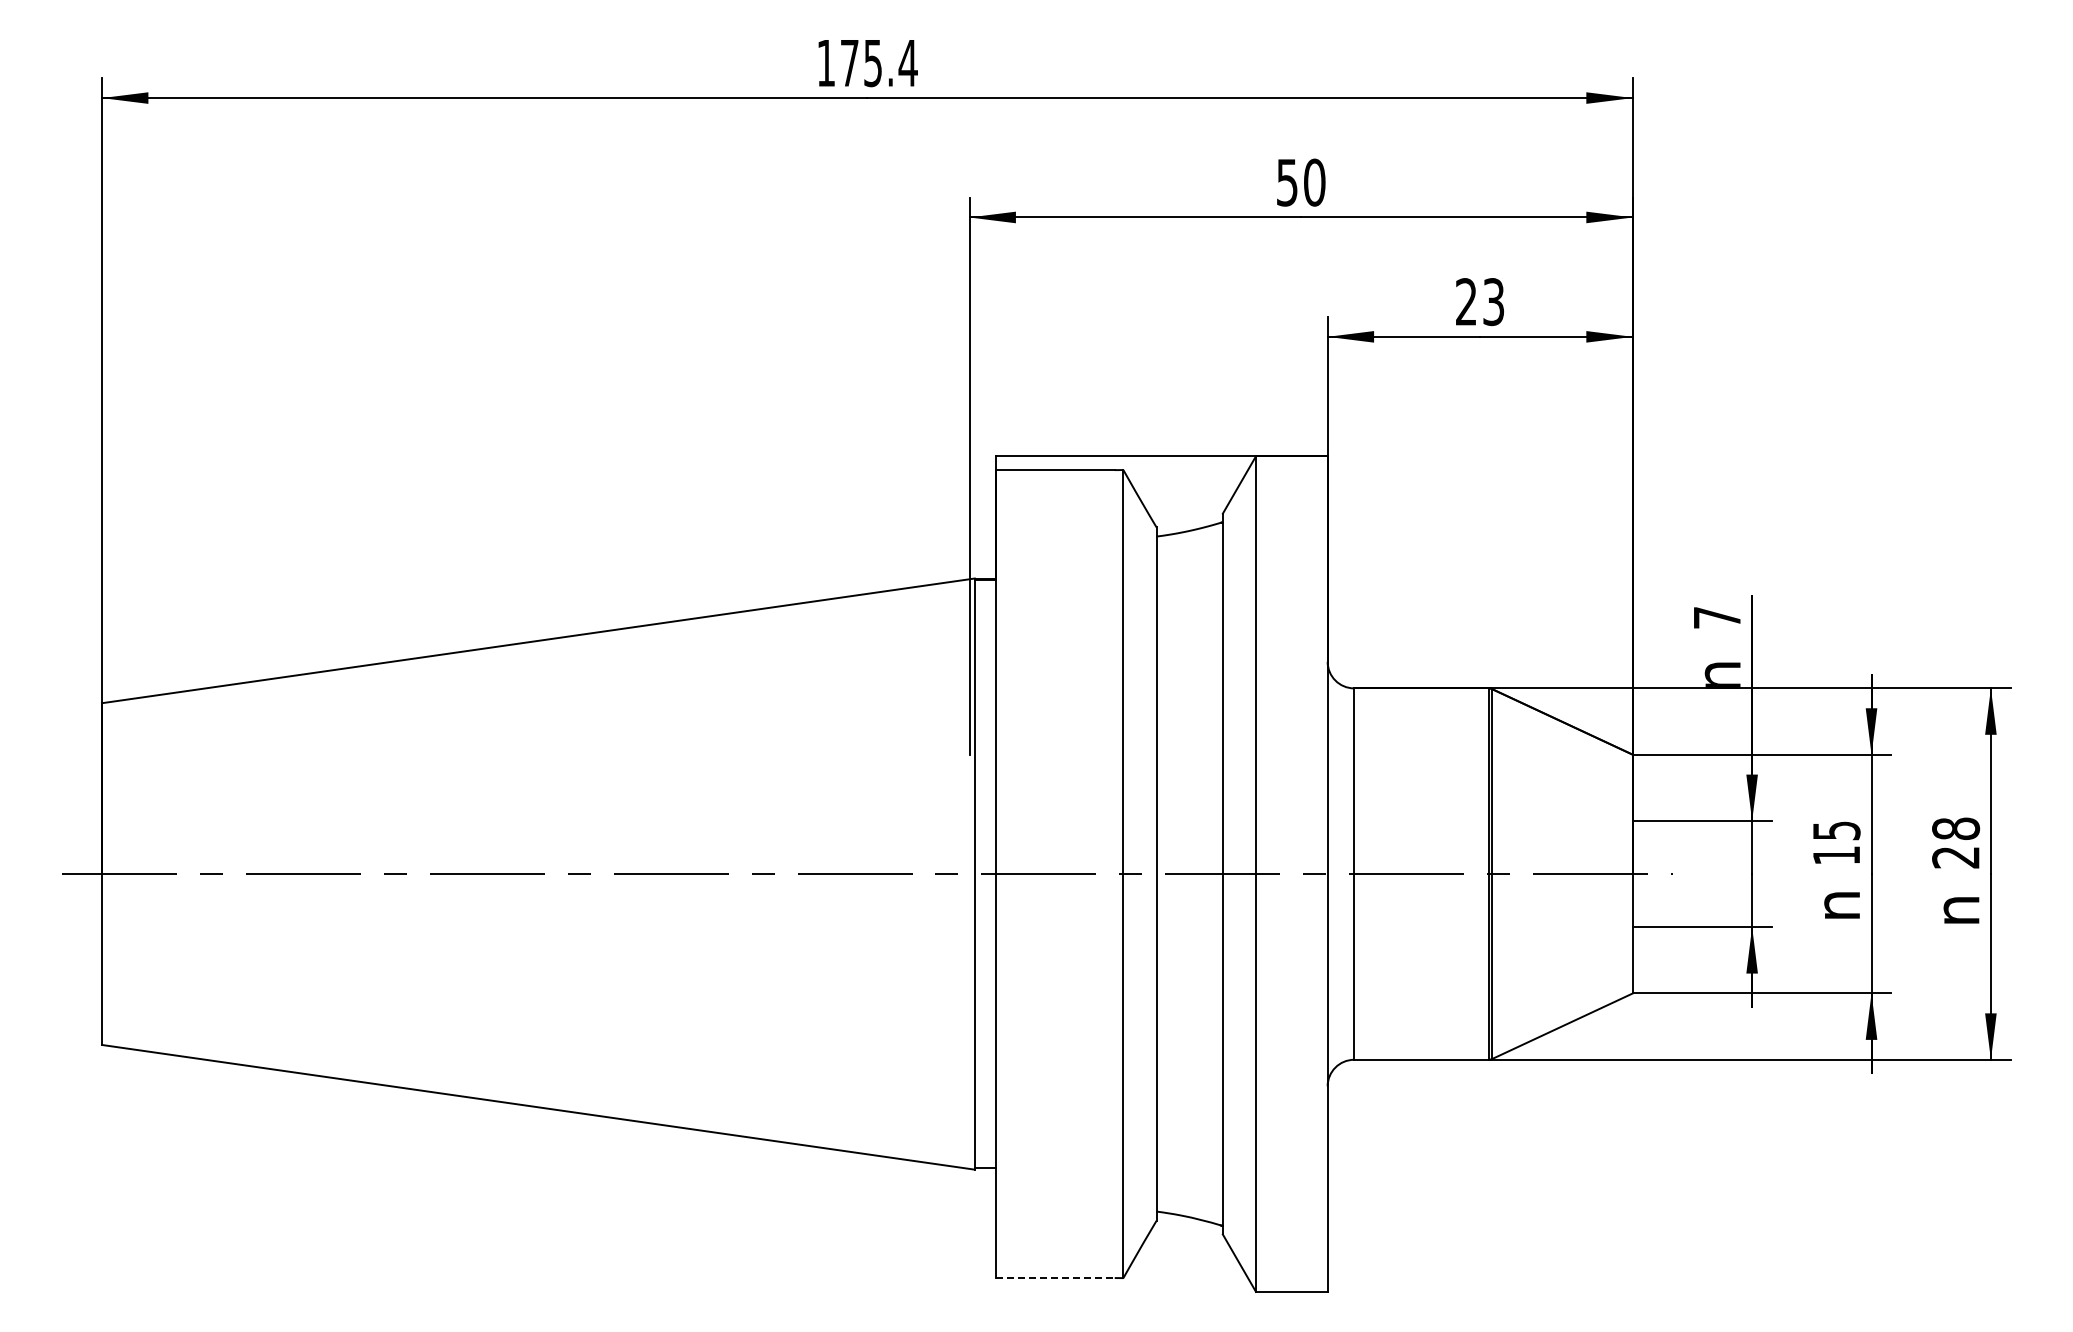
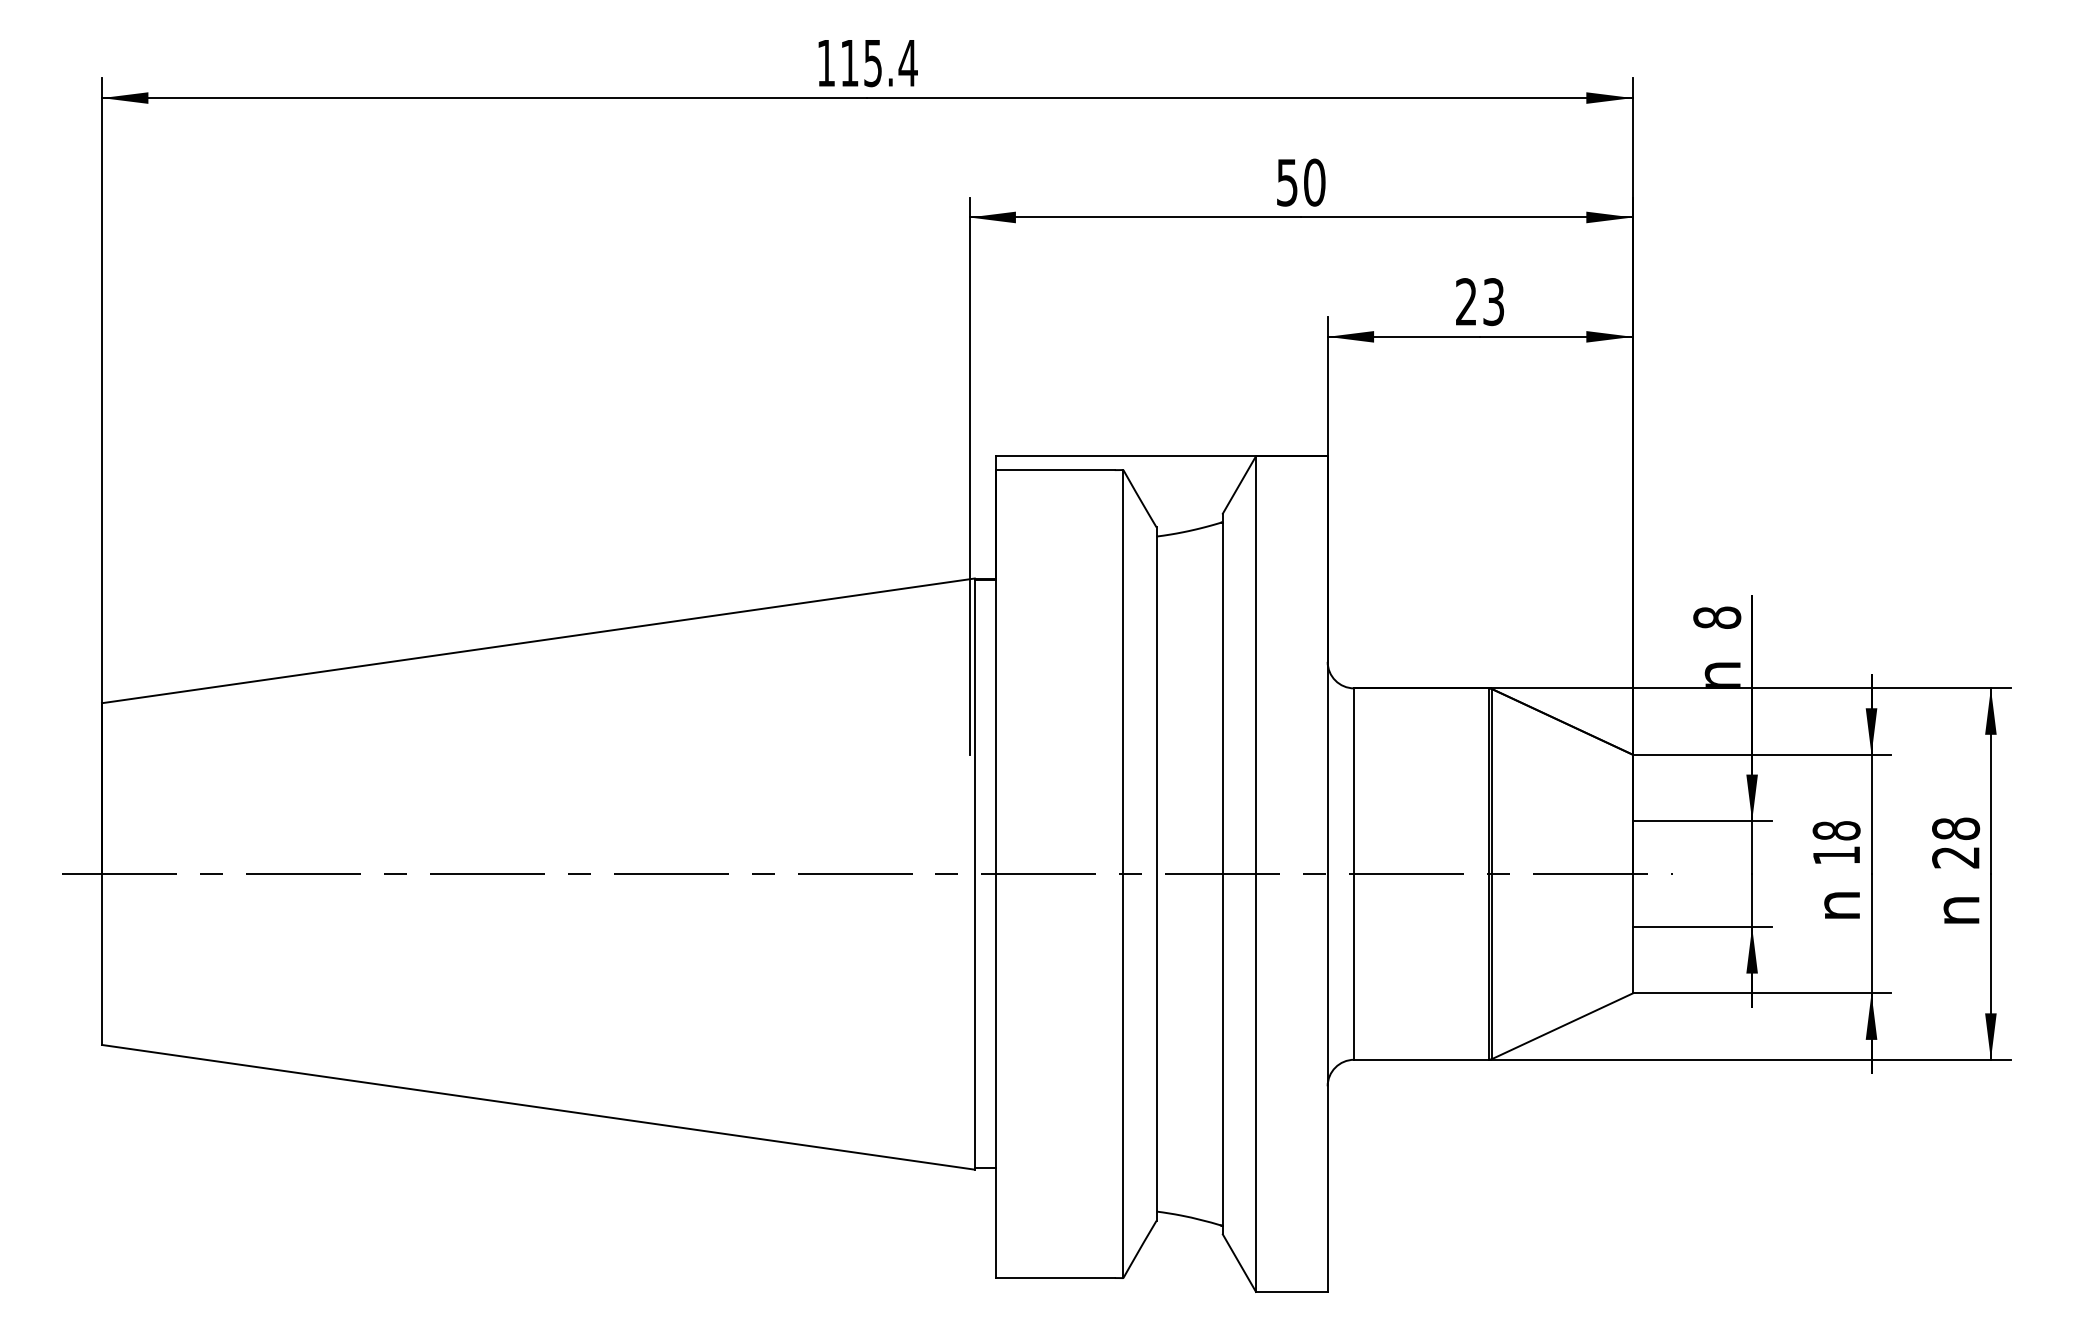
text: 175.4 -> 115.4 (849, 63)
text: 7 -> 8 (1717, 617)
text: 15 -> 18 (1836, 830)
line: dashed -> solid (1055, 1278)
